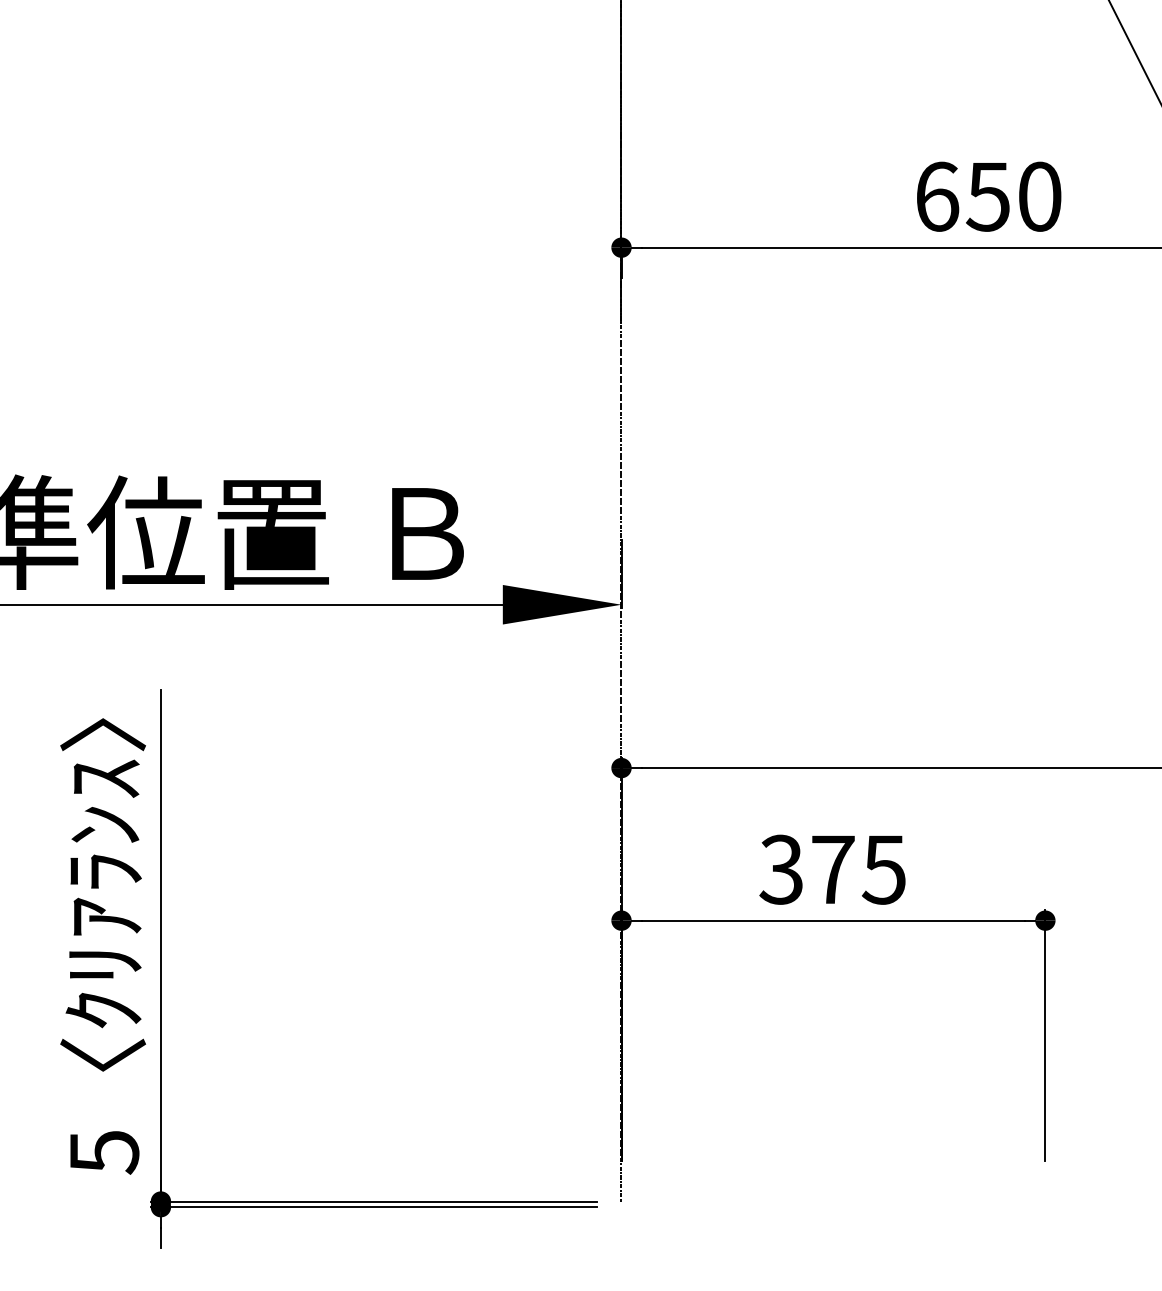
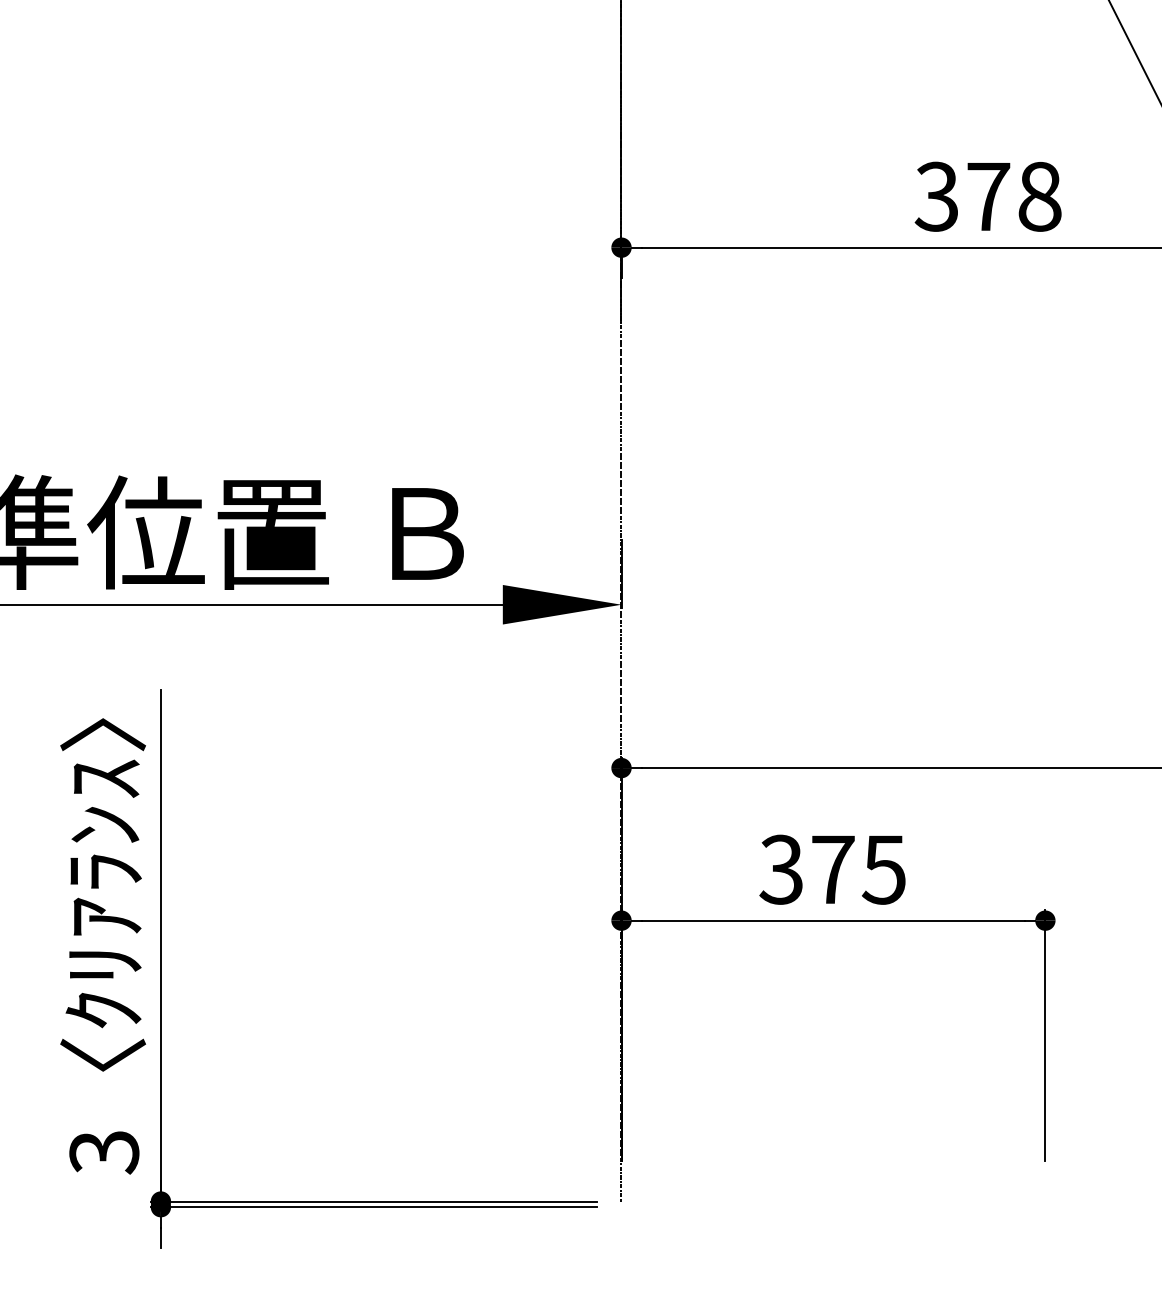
text: 650 -> 378 (987, 196)
text: 5 -> 3 (104, 1152)
